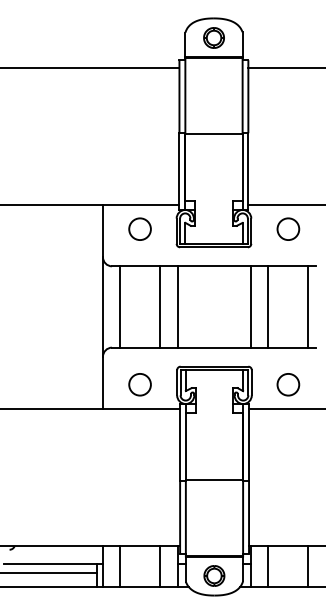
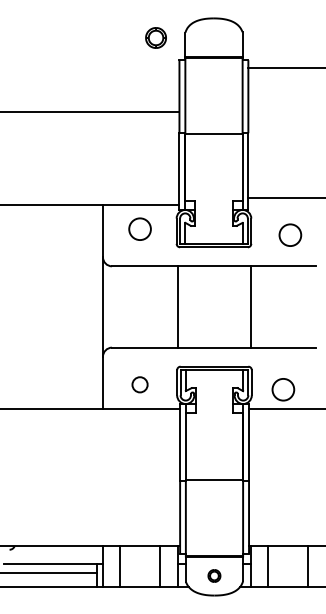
part position: (213, 37) -> (155, 37) (155, 37)
line position: (90, 67) -> (90, 111) (90, 111)
line position: (285, 205) -> (285, 198) (285, 198)
circle position: (288, 228) -> (290, 234) (290, 234)
line: present -> none (120, 306)
line: present -> none (160, 306)
line: present -> none (268, 306)
line: present -> none (308, 306)
circle size: 24x24 px -> 18x18 px (139, 384)
circle position: (288, 384) -> (283, 389) (283, 389)
part size: 23x22 px -> 15x14 px (214, 575)
